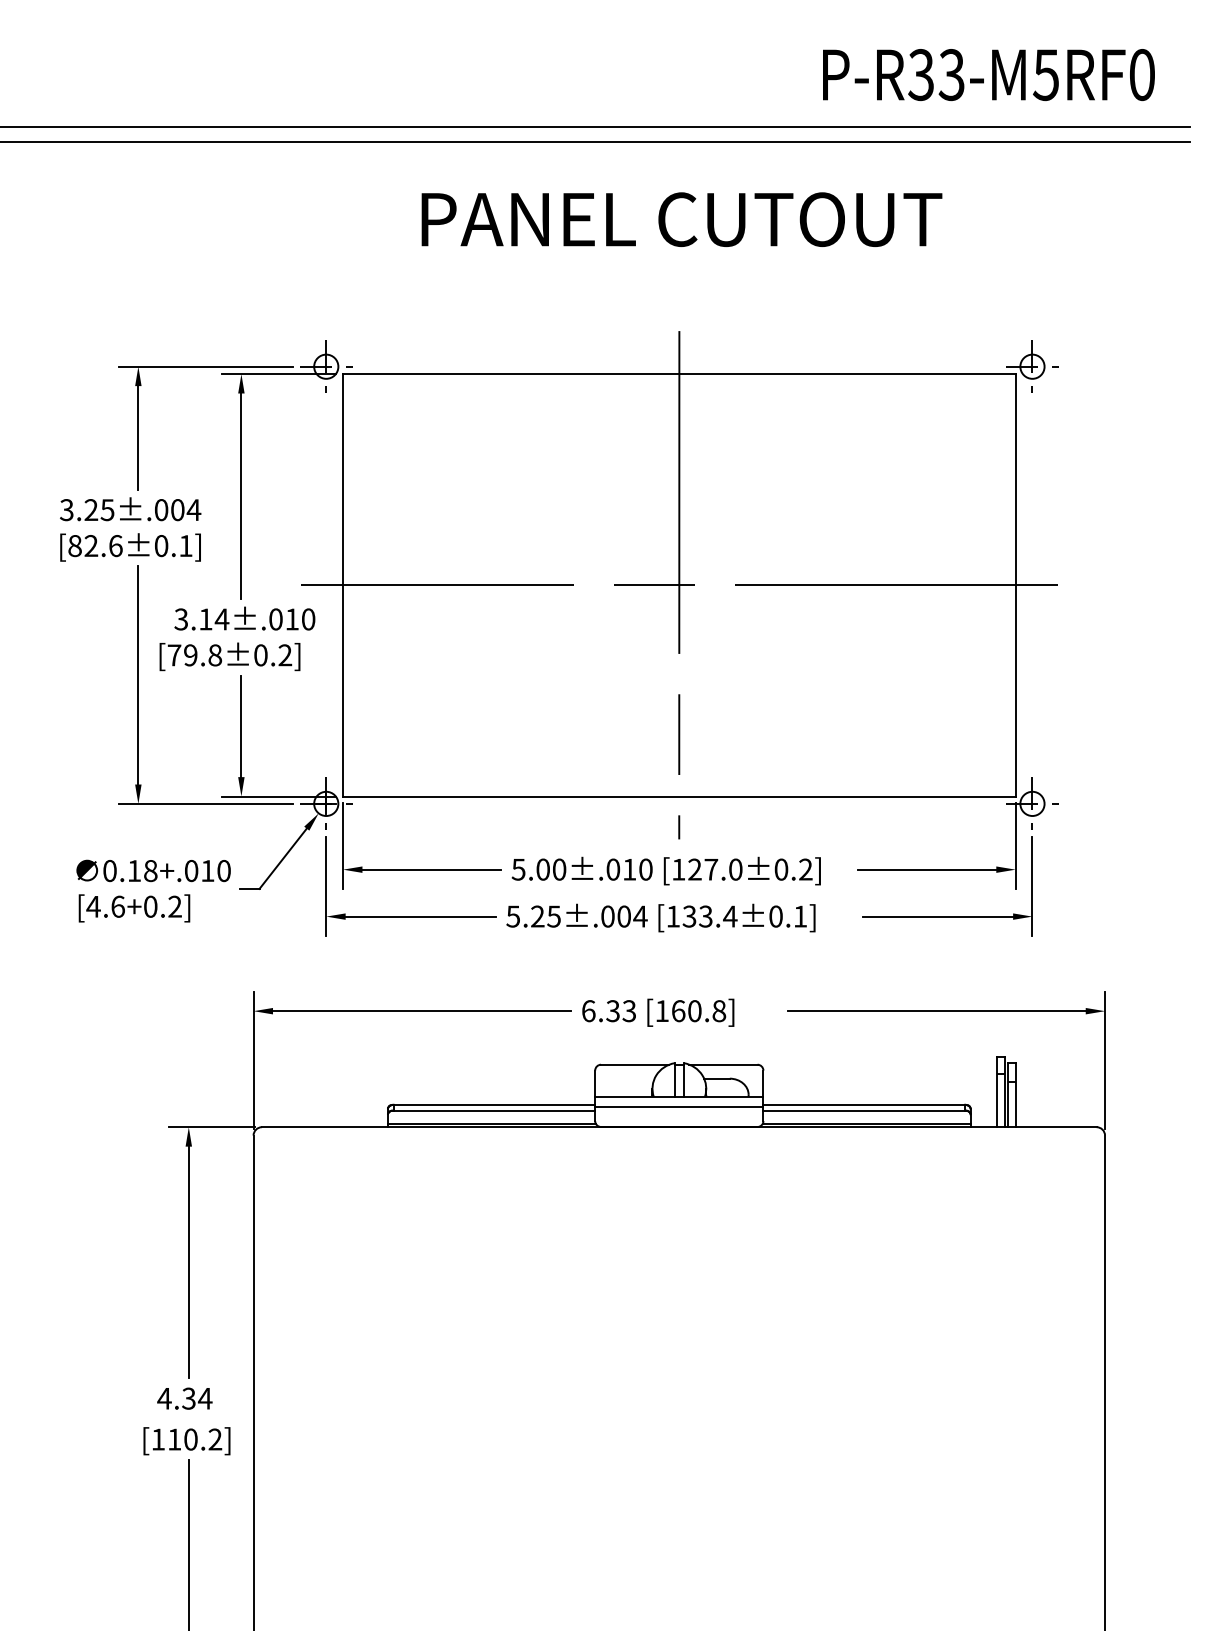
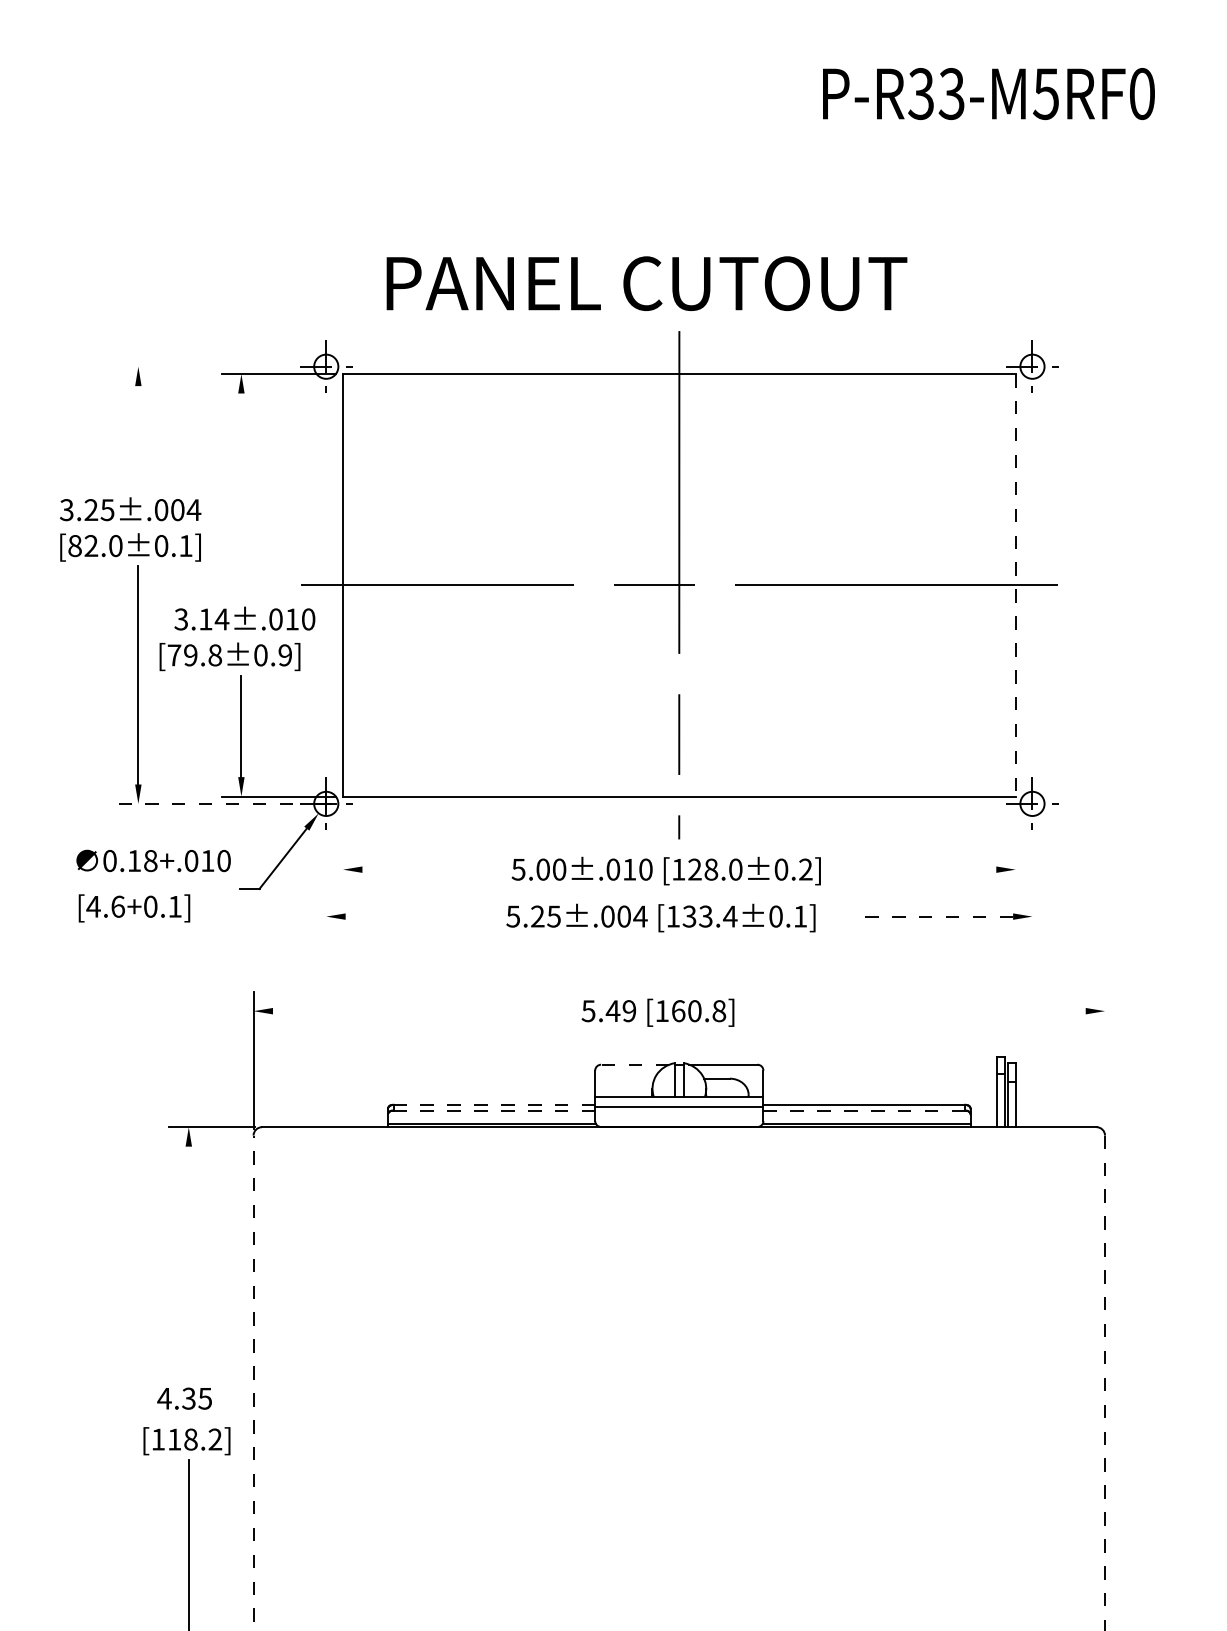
text position: (988, 75) -> (988, 94) (988, 94)
line: present -> none (596, 127)
line: present -> none (596, 141)
text position: (681, 219) -> (646, 283) (646, 283)
line: present -> none (206, 366)
line: present -> none (138, 437)
line: present -> none (241, 496)
text: [82.6±0.1] -> [82.0±0.1] (115, 545)
line: solid -> dashed (1015, 585)
text: [79.8±0.2] -> [79.8±0.9] (285, 655)
line: solid -> dashed (205, 803)
line: present -> none (343, 846)
line: present -> none (1015, 846)
line: present -> none (431, 869)
text: [127.0±0.2] -> [128.0±0.2] (711, 869)
line: present -> none (926, 869)
text position: (153, 870) -> (153, 860) (153, 860)
line: present -> none (326, 885)
line: present -> none (1032, 885)
text: [4.6+0.2] -> [4.6+0.1] (174, 906)
line: present -> none (420, 916)
line: solid -> dashed (937, 916)
line: present -> none (421, 1011)
text: 6.33 -> 5.49 (608, 1011)
line: present -> none (936, 1011)
line: present -> none (1105, 1059)
line: solid -> dashed (634, 1064)
line: solid -> dashed (494, 1104)
line: solid -> dashed (494, 1110)
line: solid -> dashed (864, 1110)
line: present -> none (188, 1262)
line: solid -> dashed (253, 1382)
line: solid -> dashed (1105, 1383)
text: 4.34 -> 4.35 (204, 1398)
text: [110.2] -> [118.2] (190, 1439)
